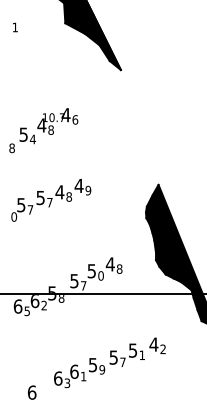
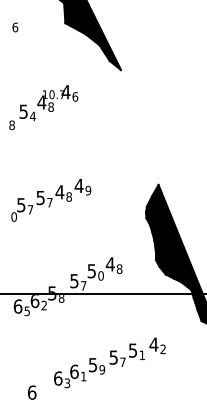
text: 1 -> 6 (15, 27)
text position: (43, 130) -> (43, 107) (43, 107)
